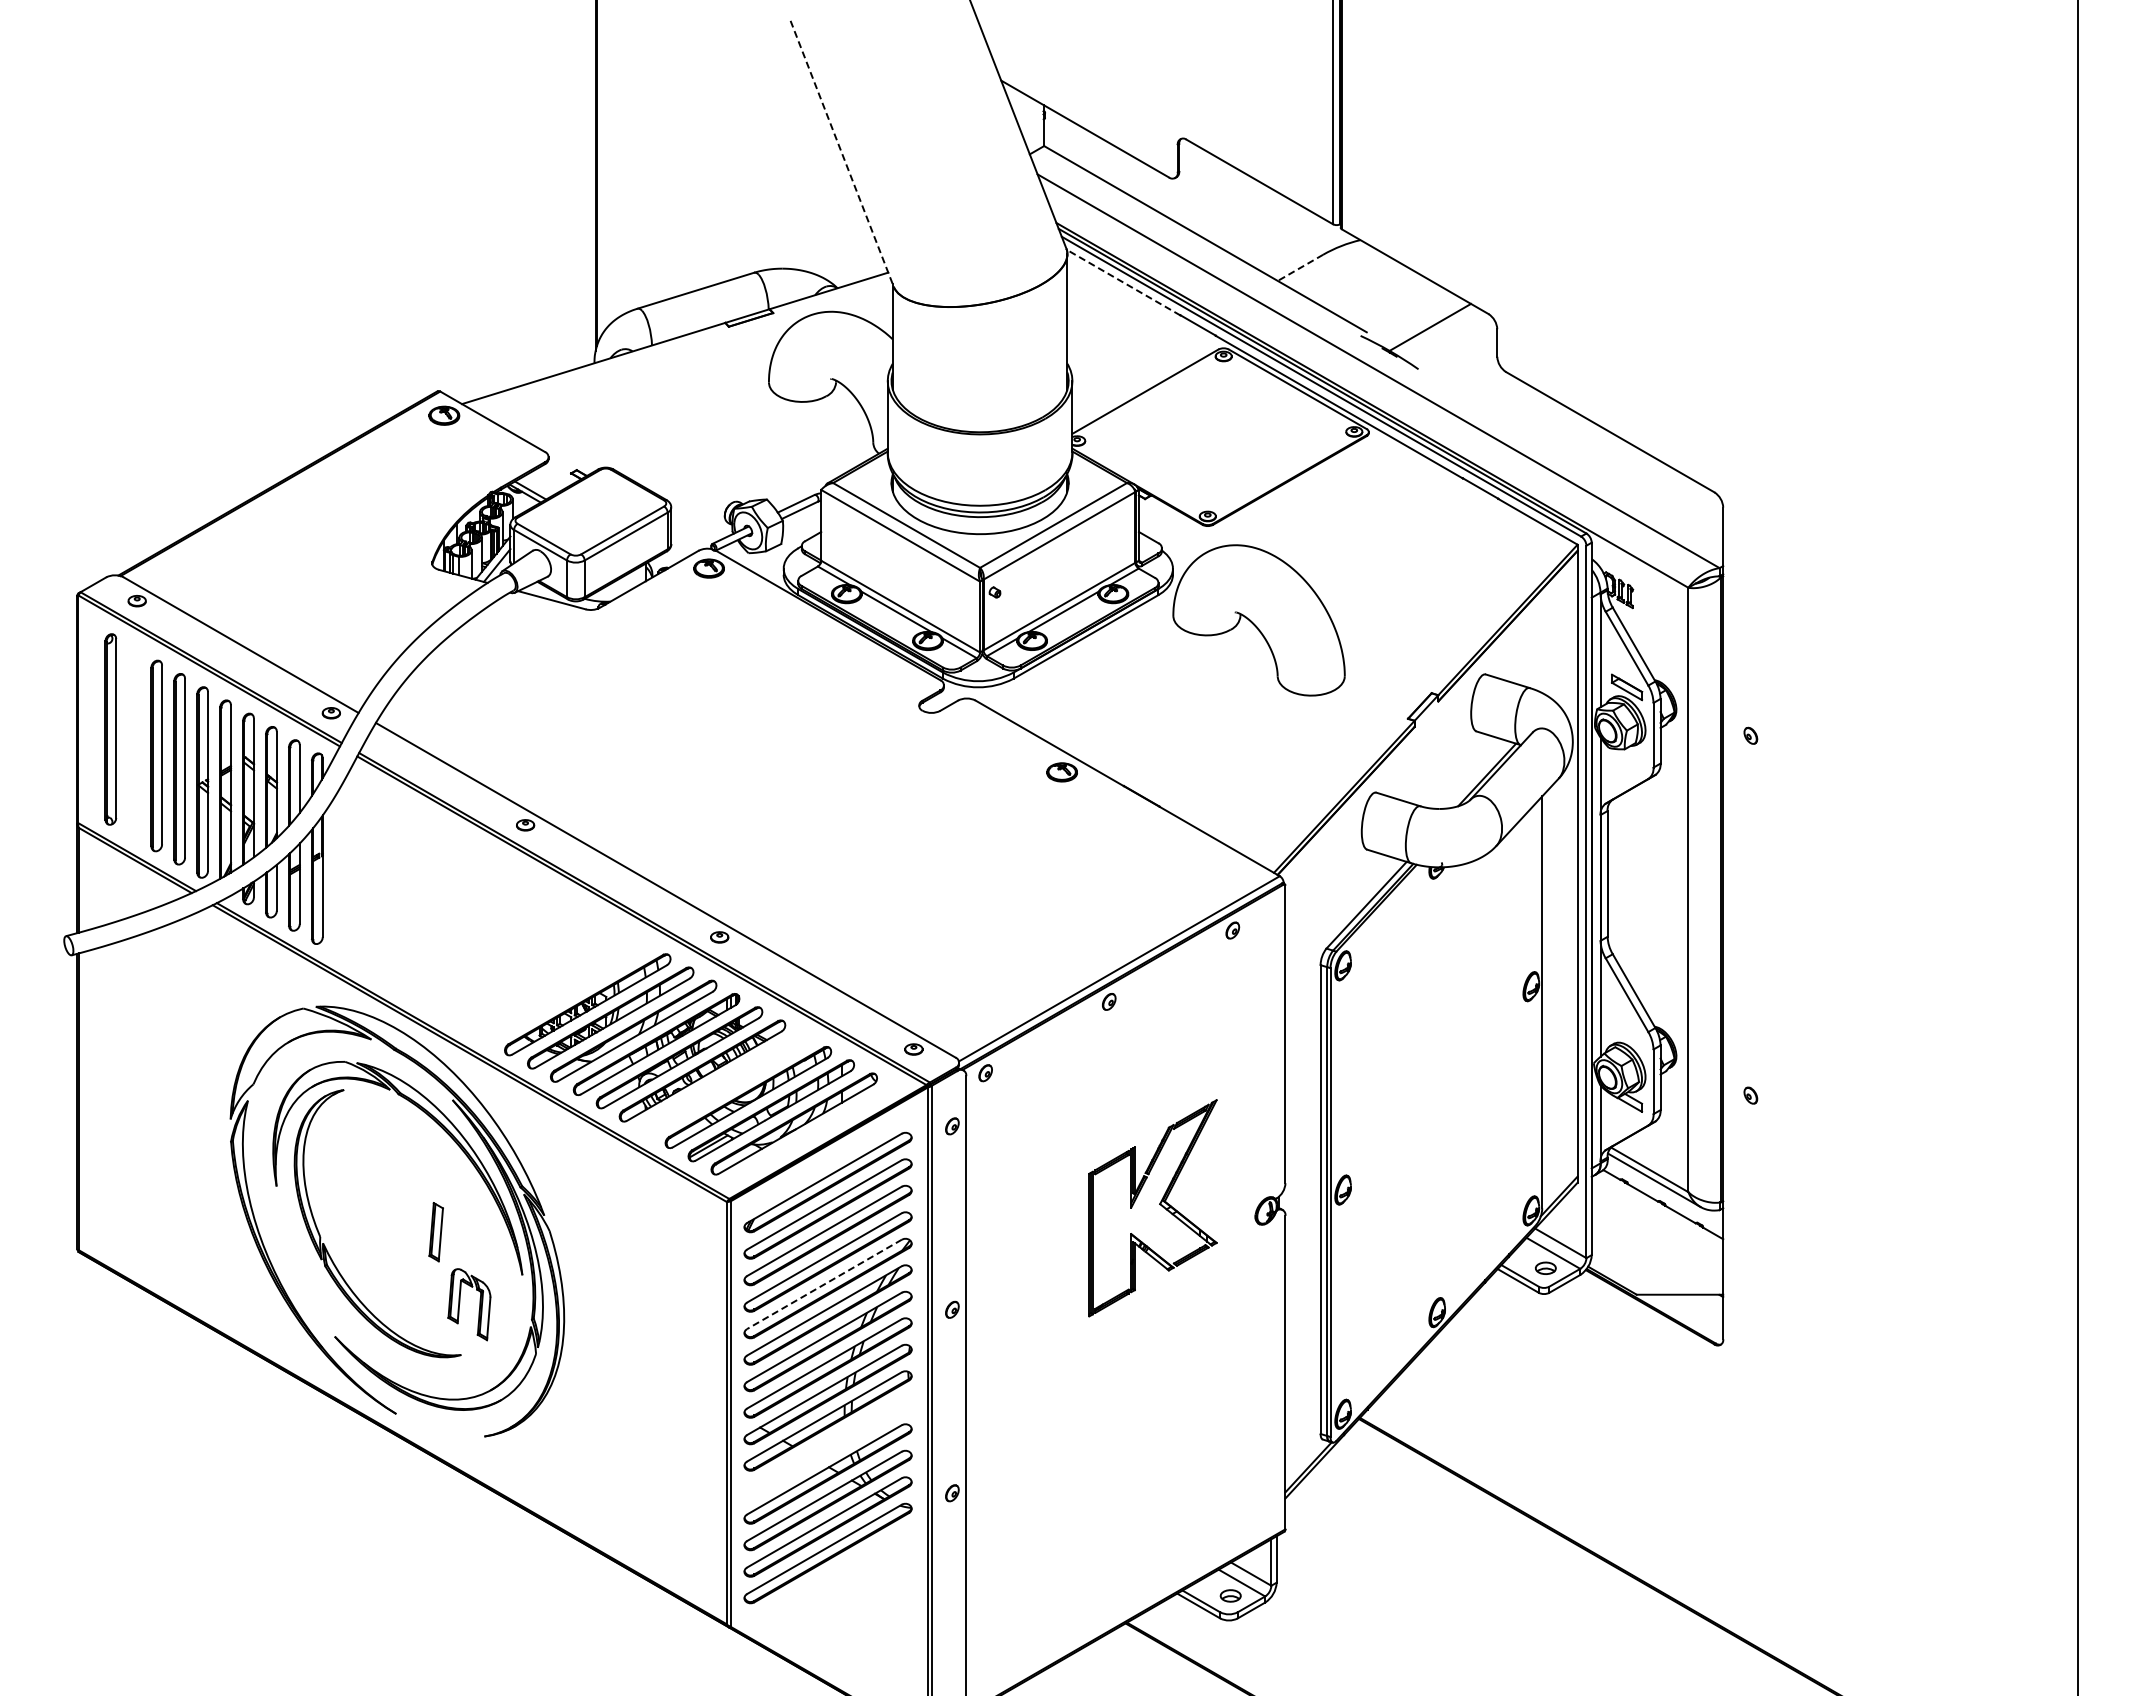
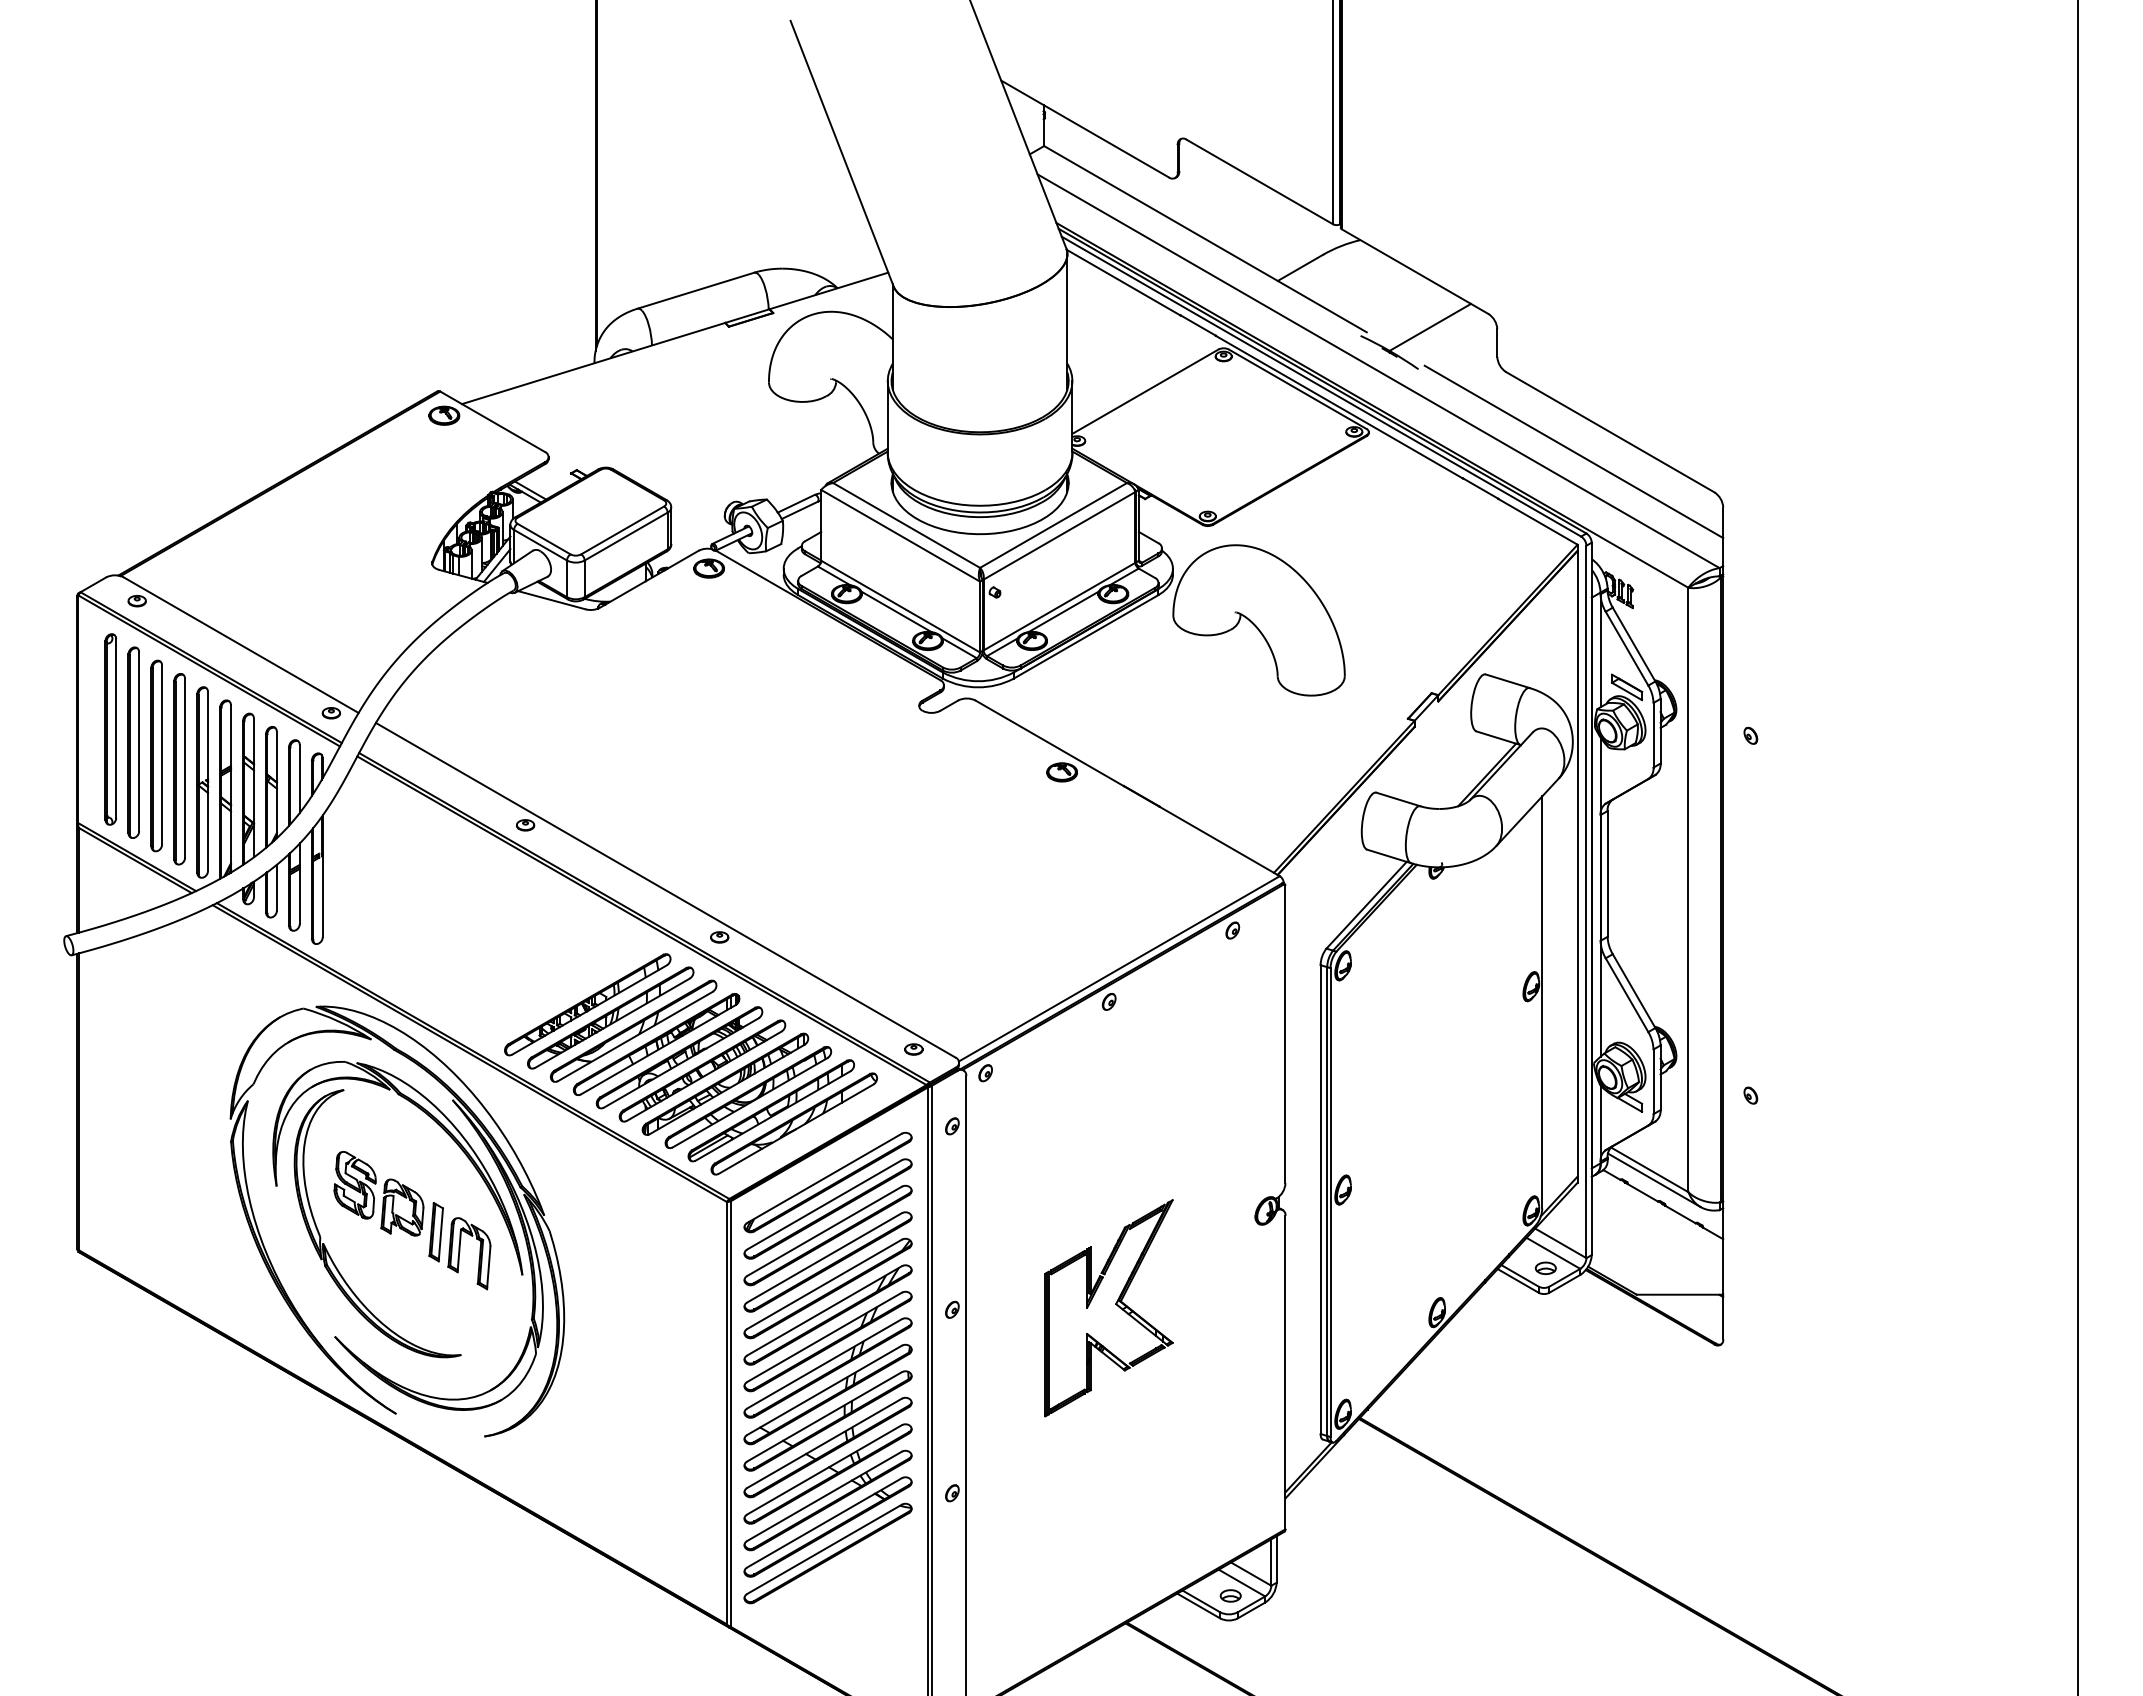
line: dashed -> solid (842, 153)
line: dashed -> solid (1300, 268)
line: dashed -> solid (1123, 282)
line: none -> present (1573, 451)
part: none -> present (133, 742)
part: none -> present (725, 1083)
part: none -> present (378, 1193)
part position: (1152, 1208) -> (1108, 1308) (1108, 1308)
line: dashed -> solid (824, 1284)
part position: (460, 1303) -> (460, 1252) (460, 1252)
part: none -> present (827, 1447)
